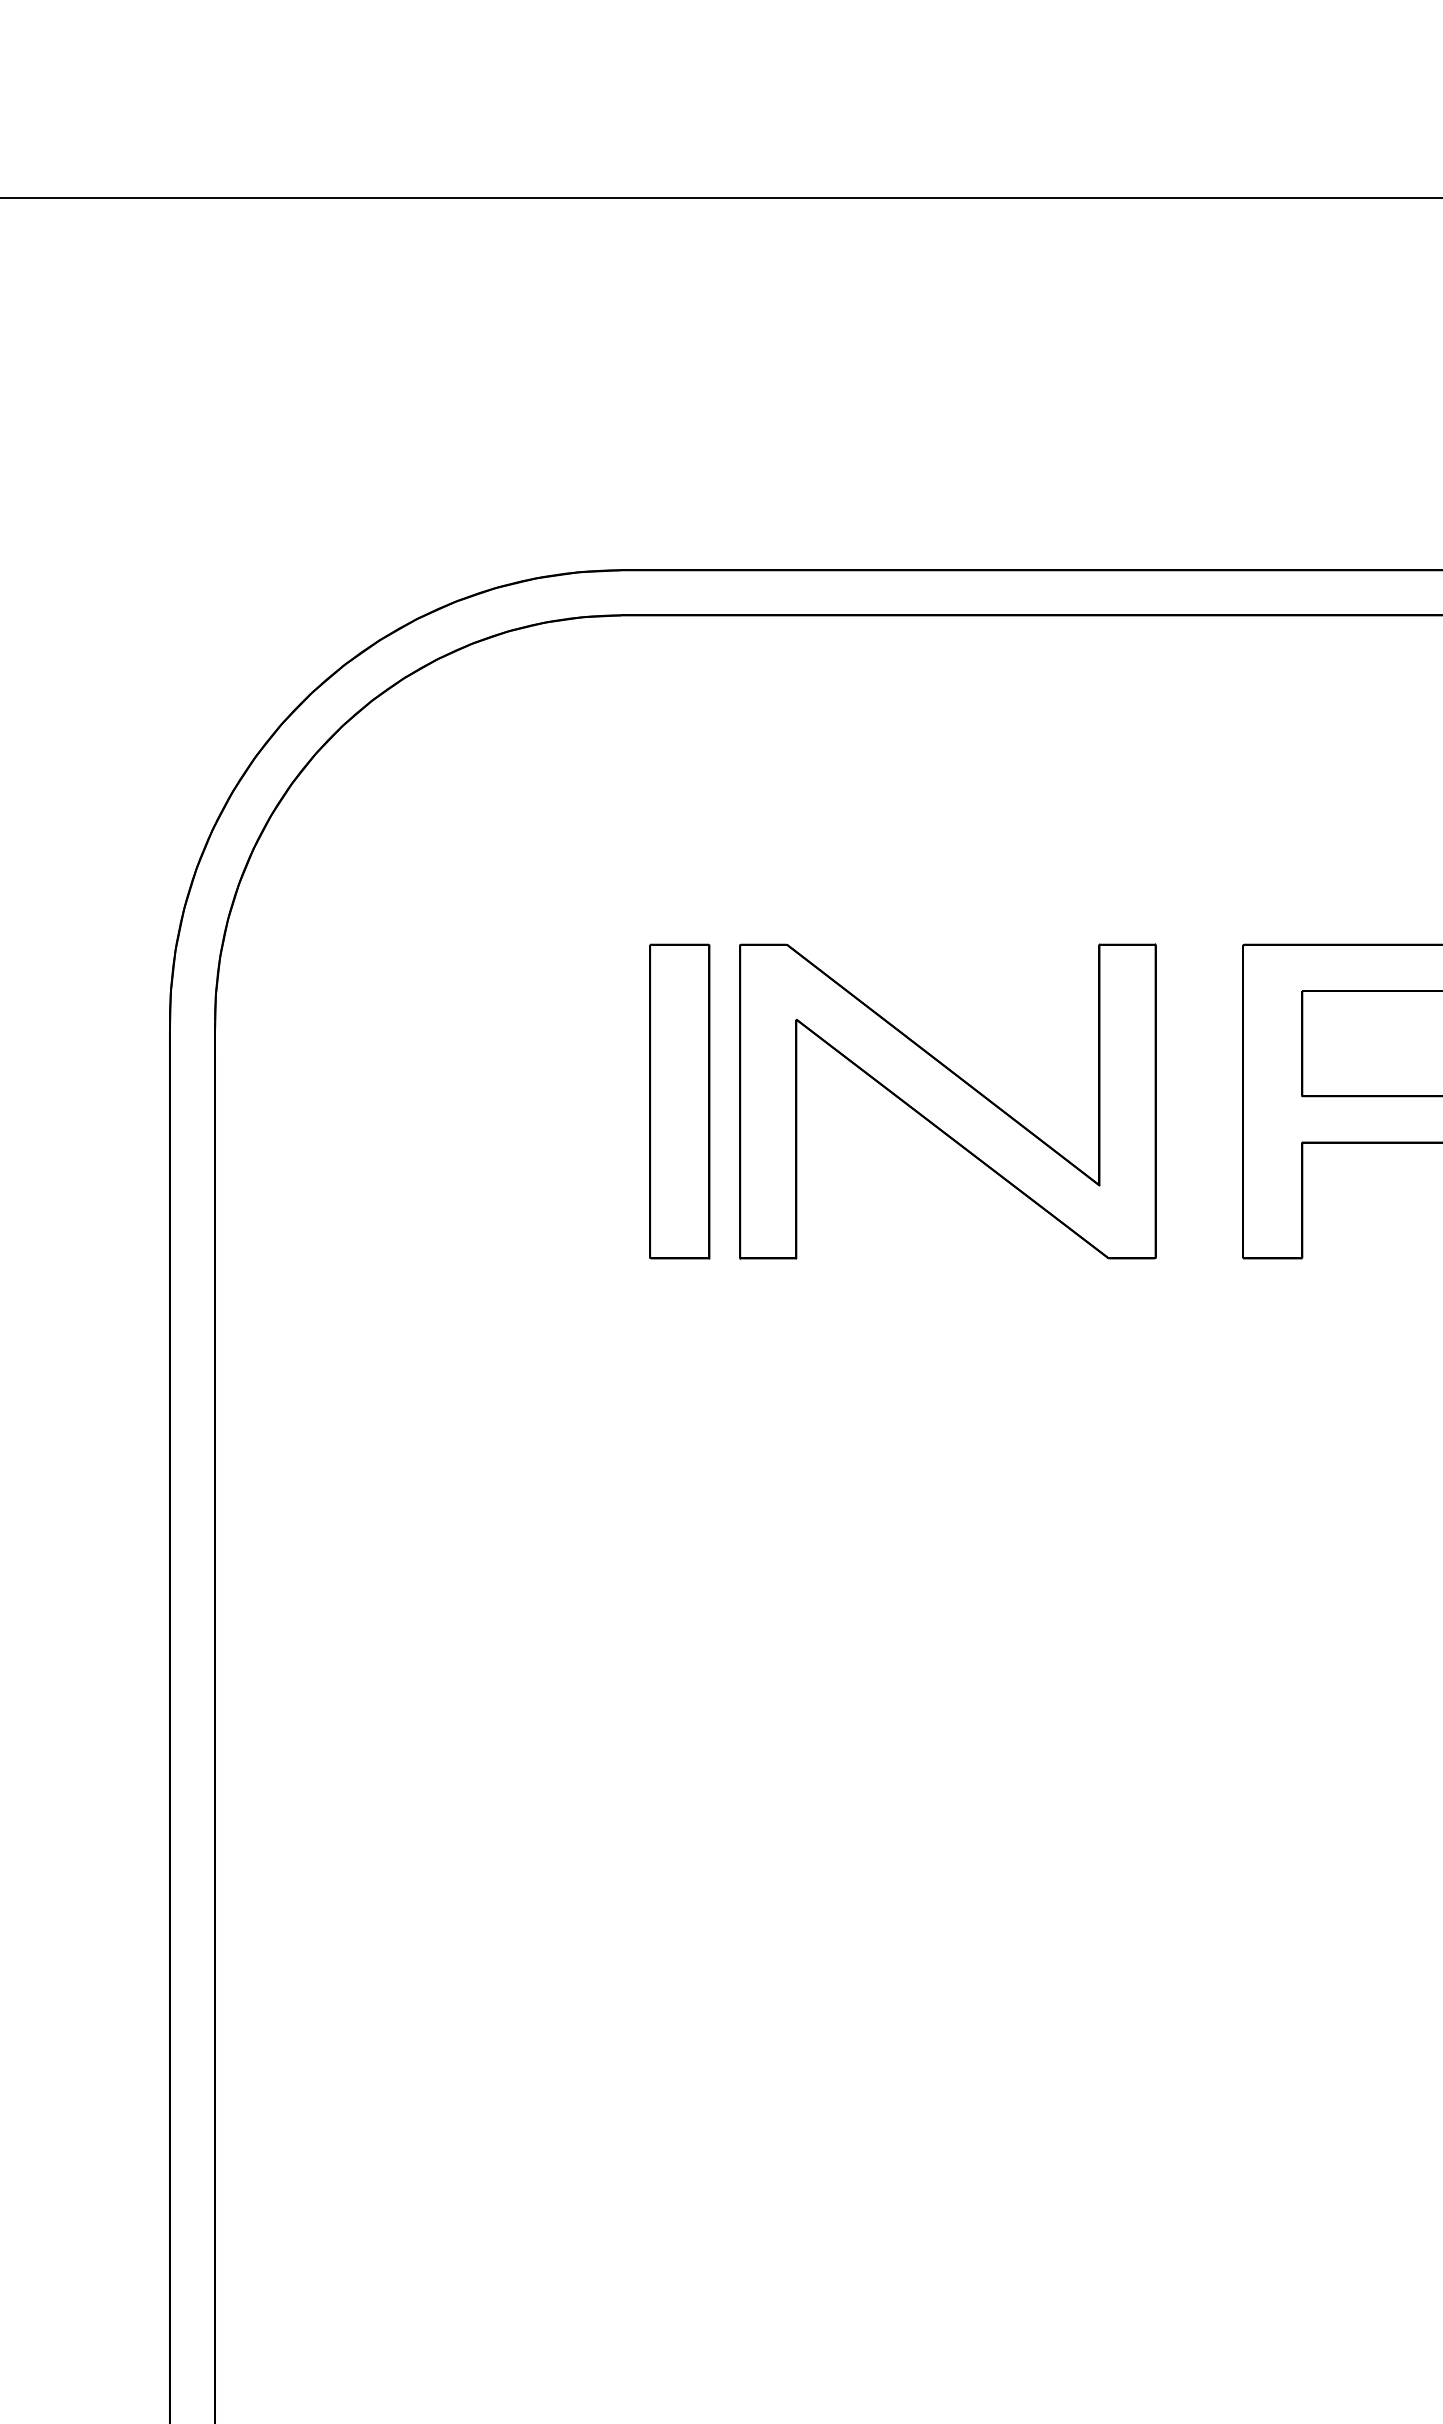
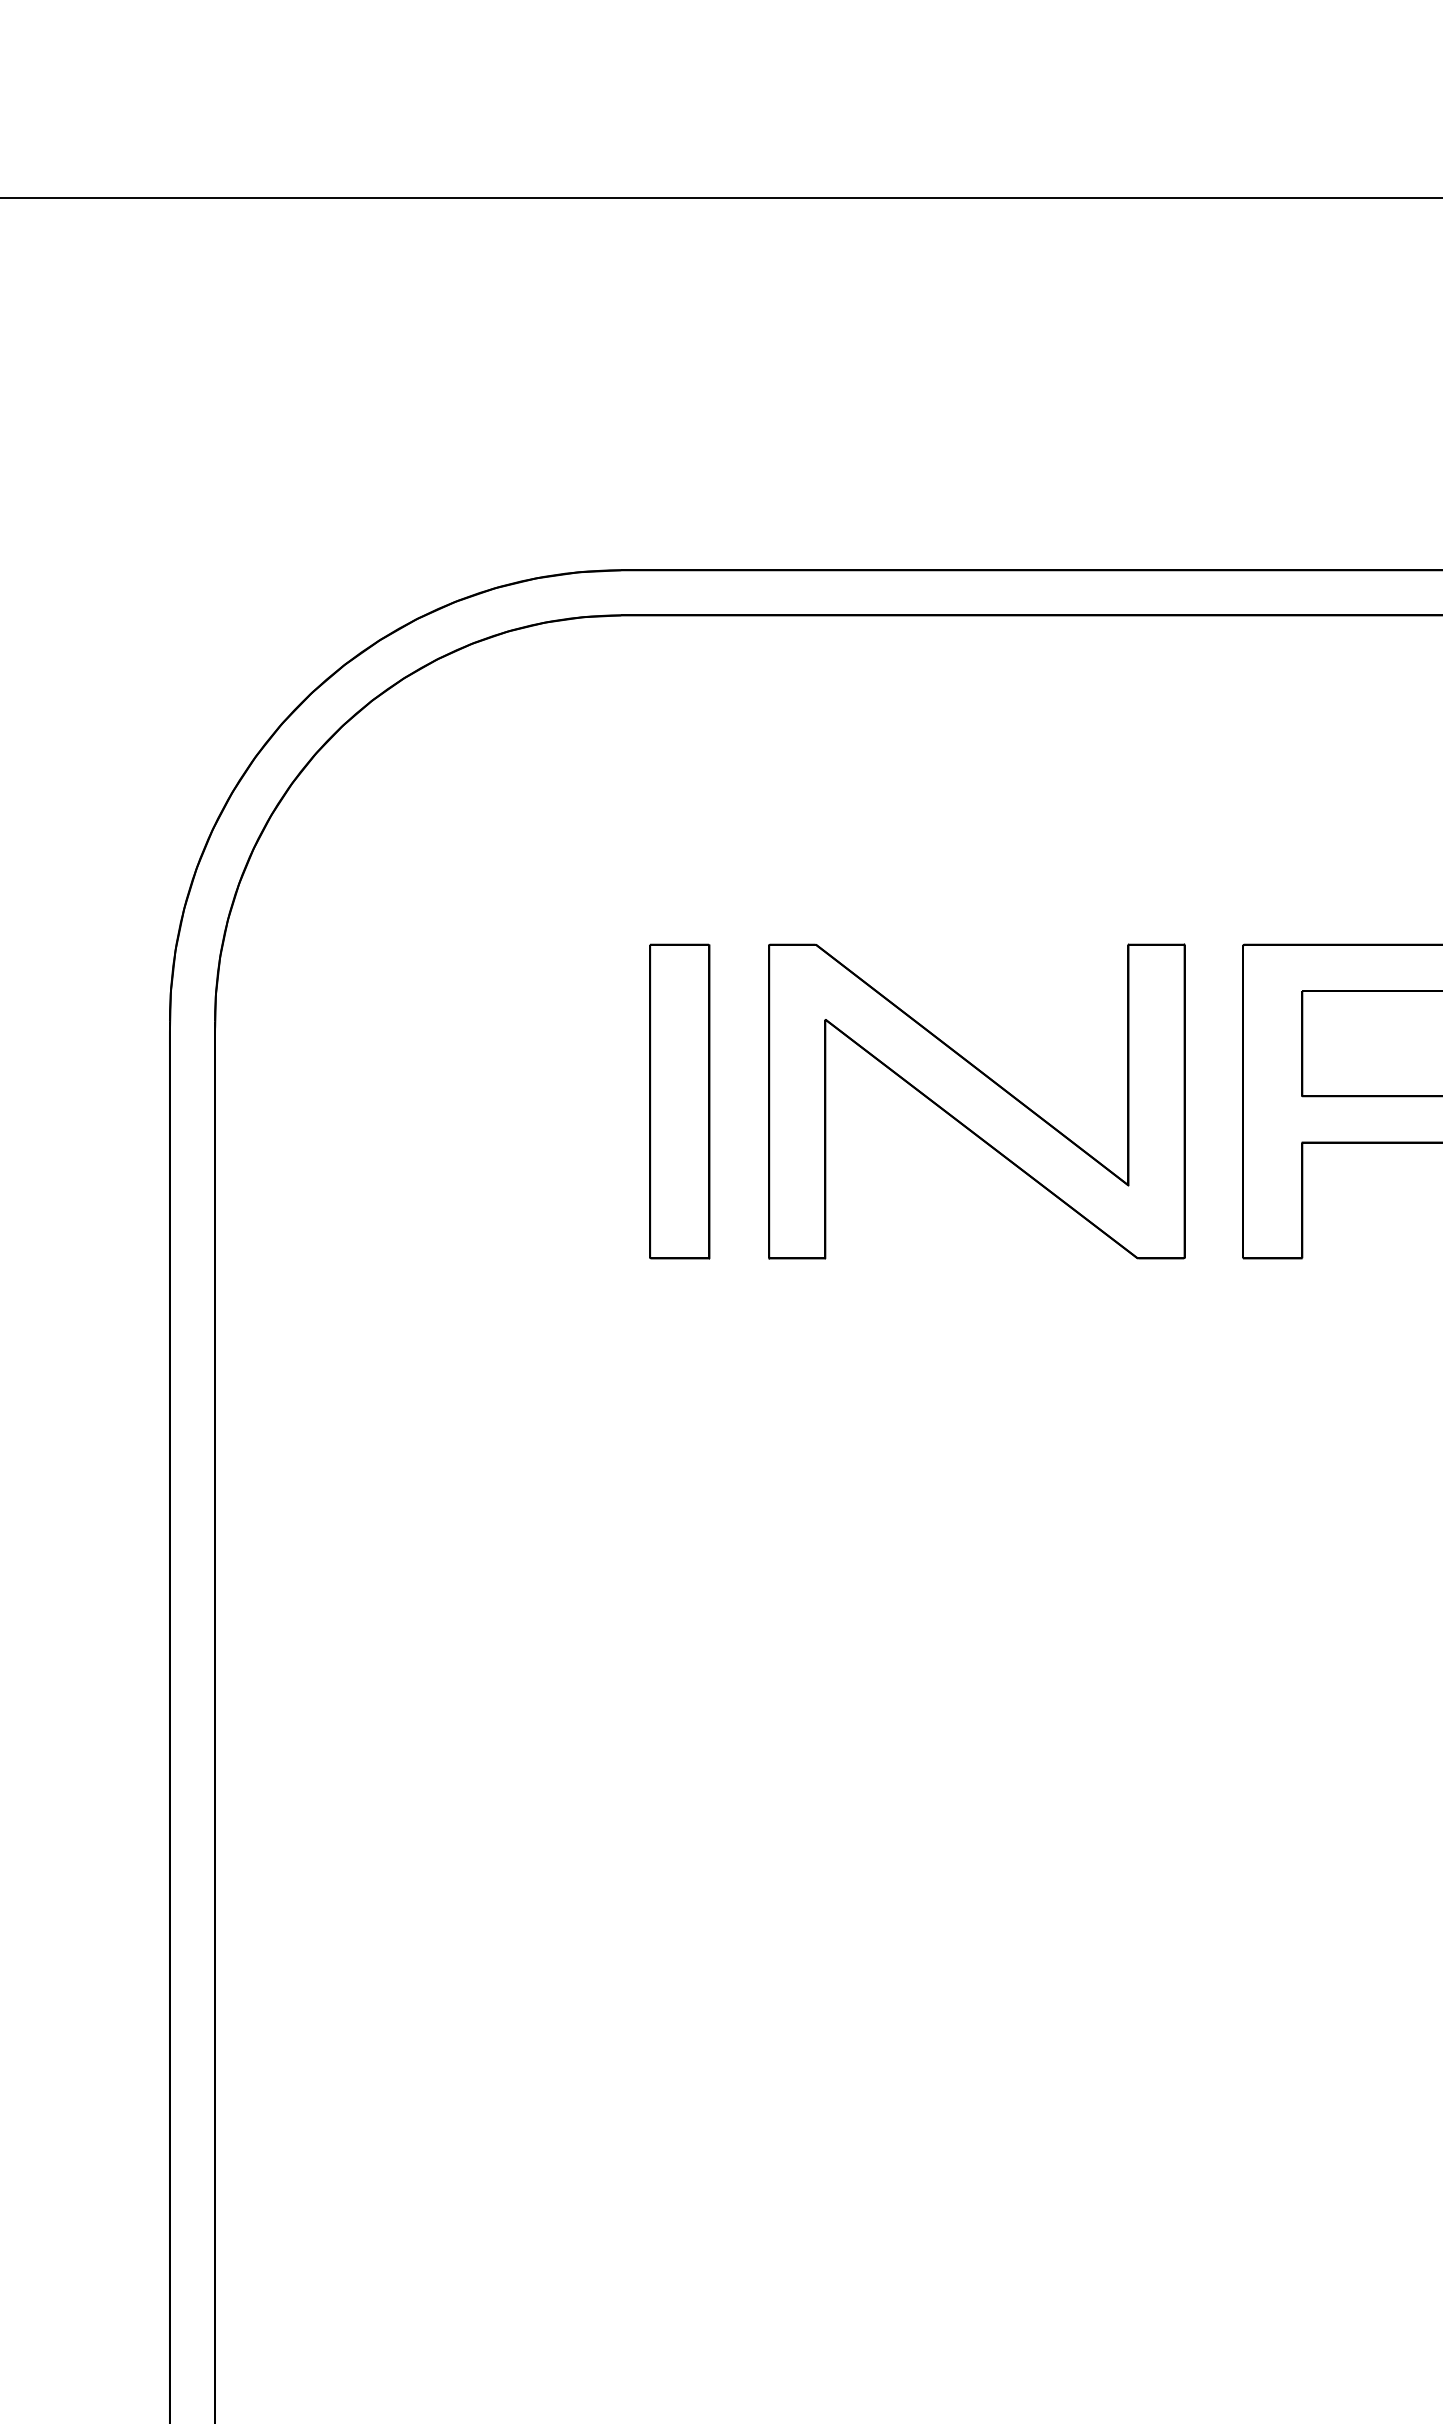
part position: (947, 1101) -> (976, 1101) (976, 1101)
